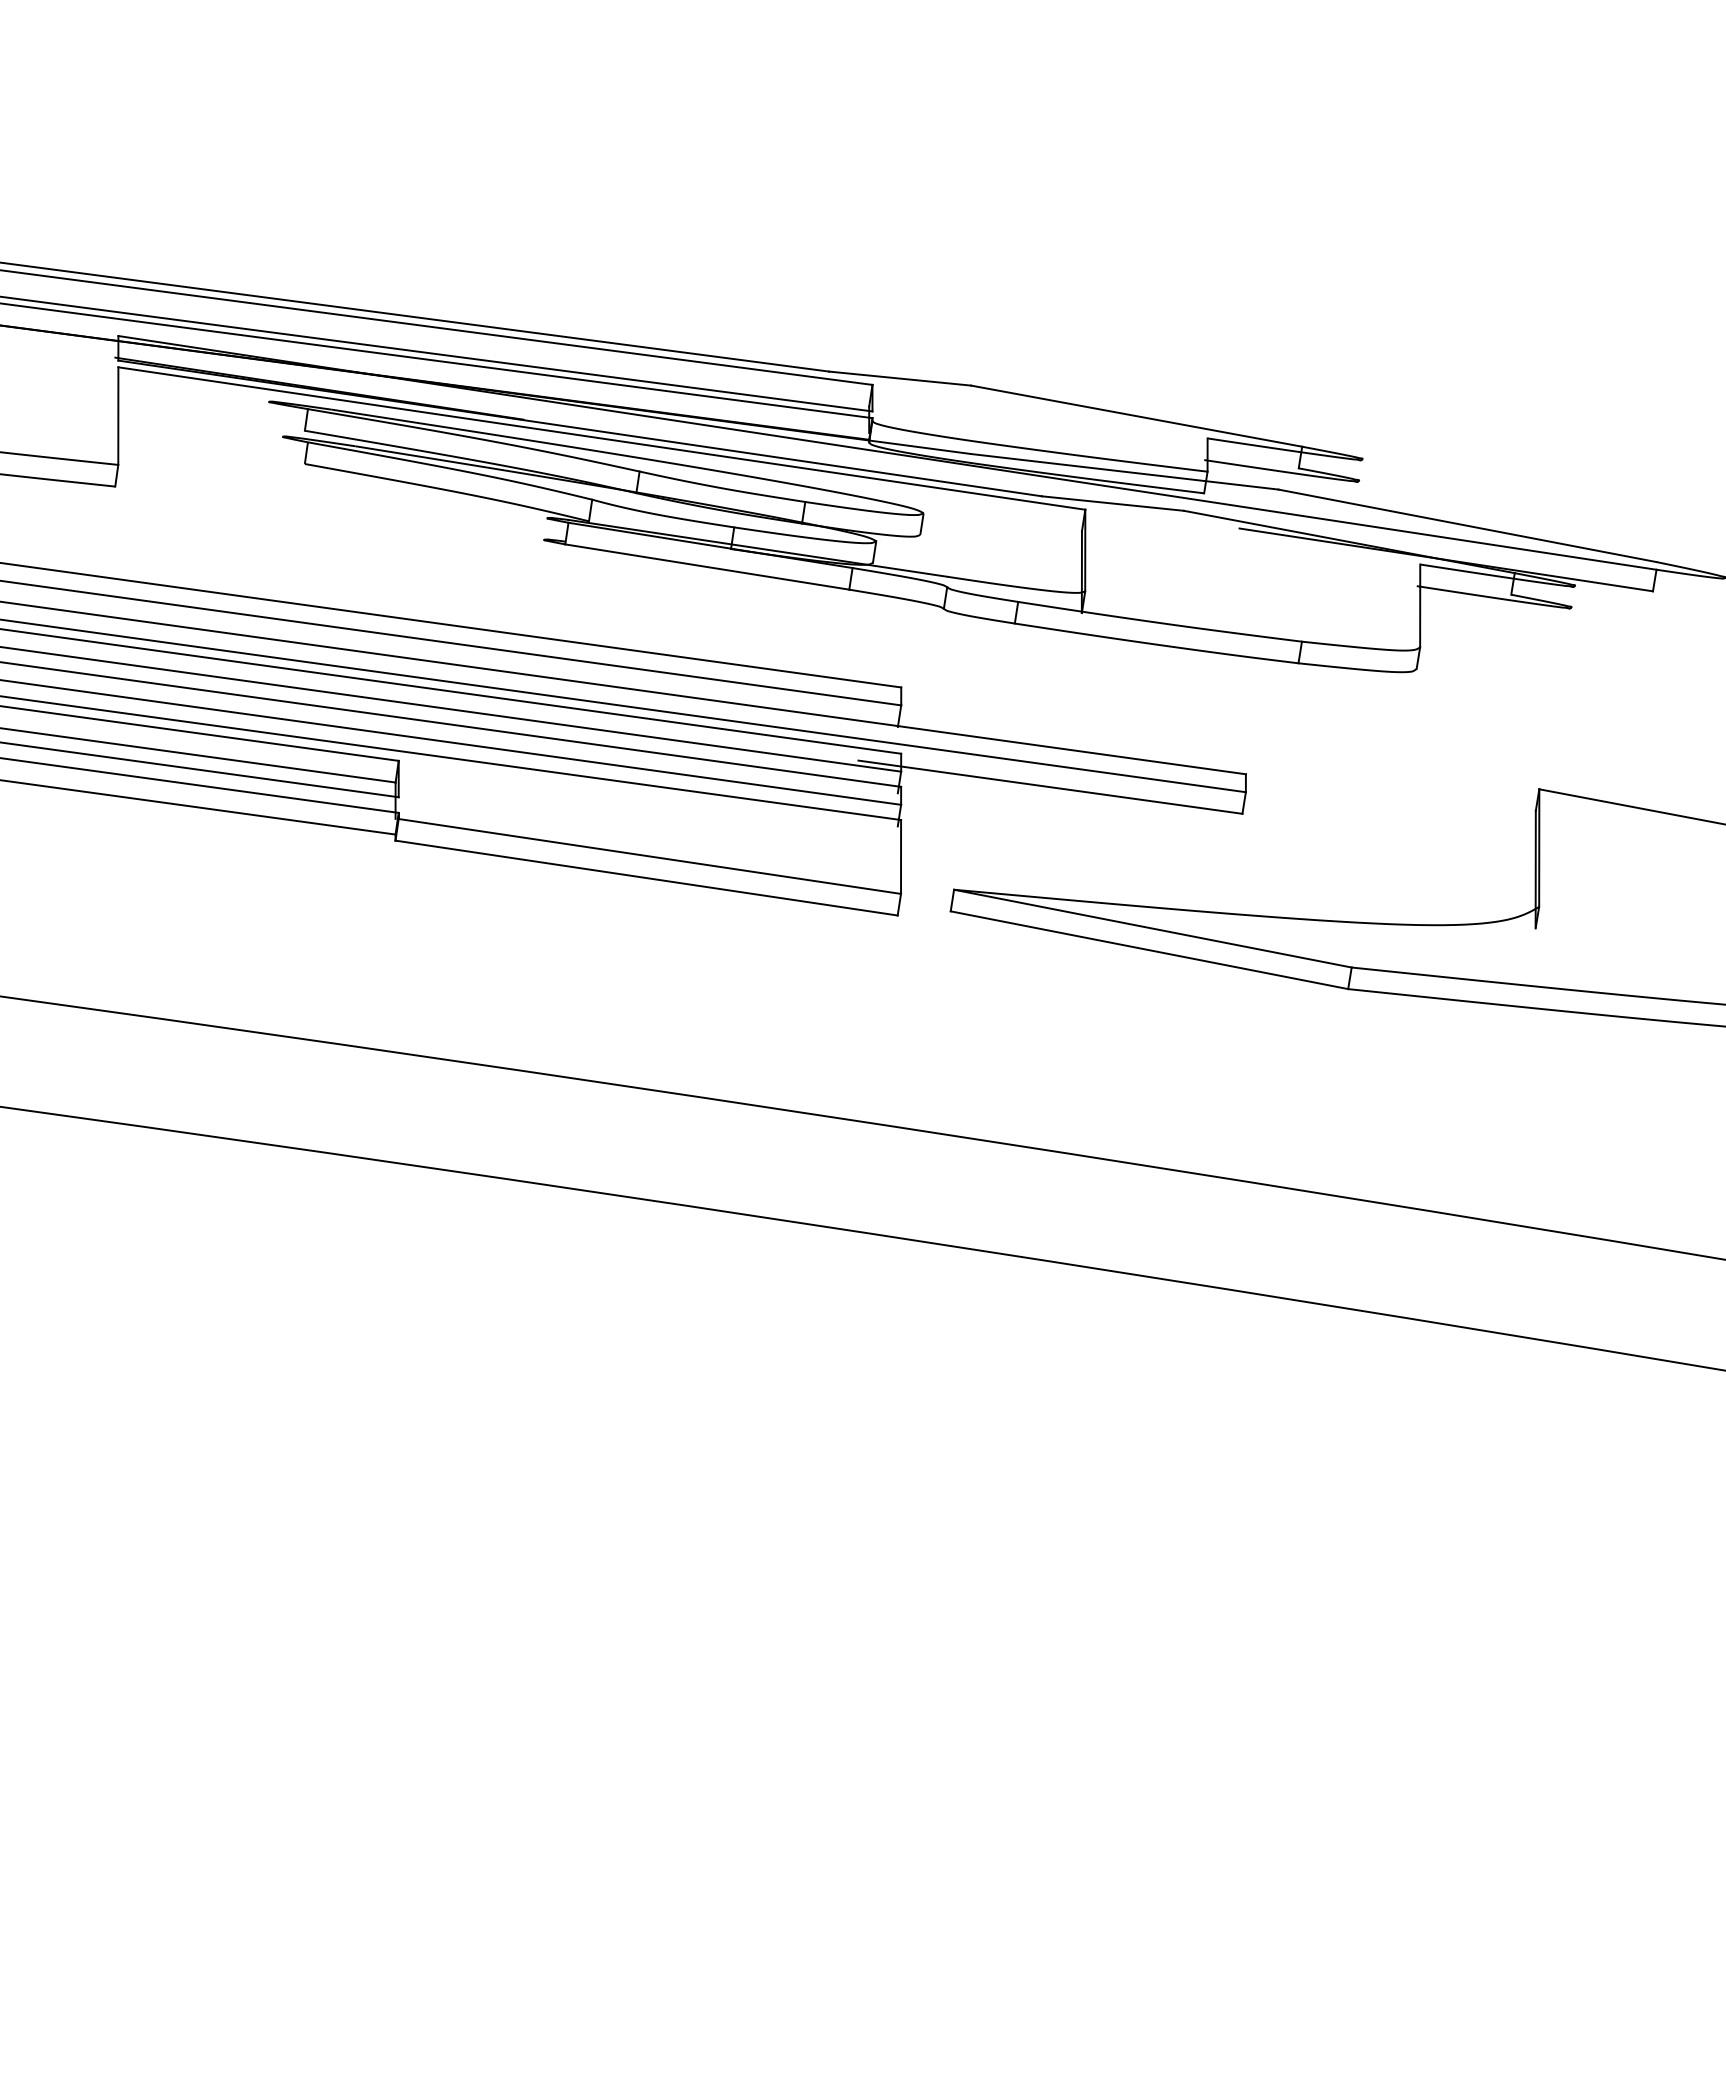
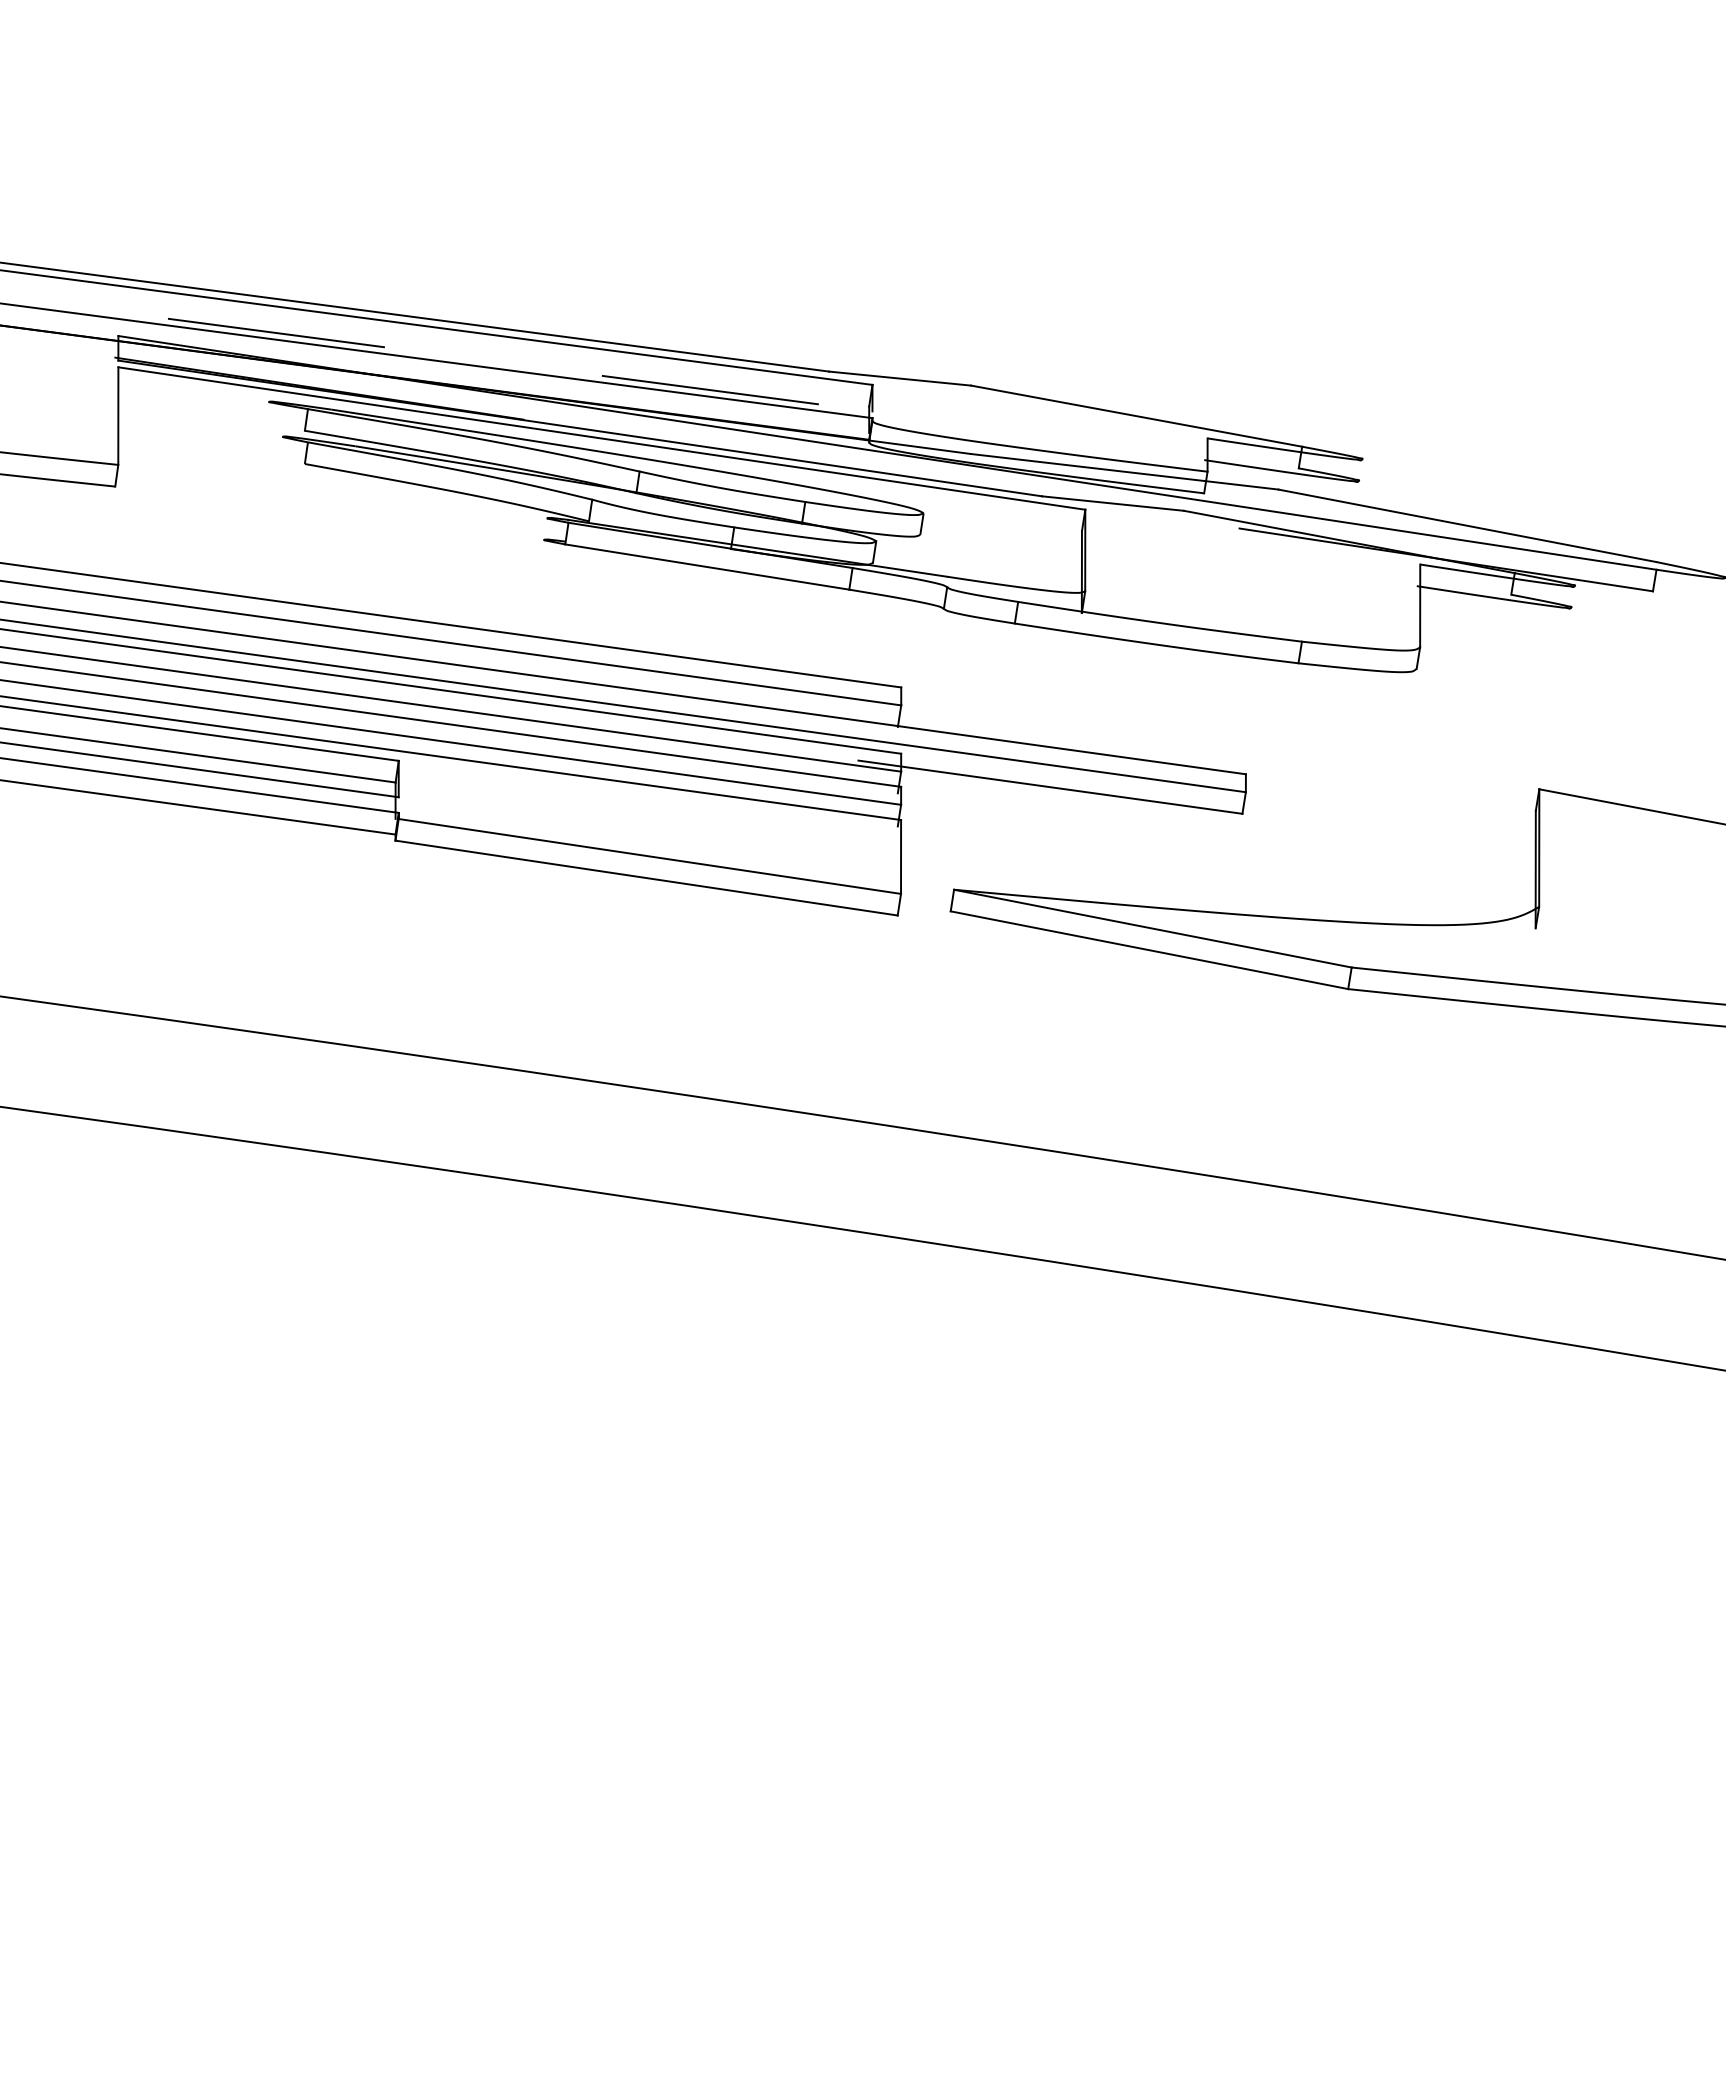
line: solid -> dashed (436, 354)
